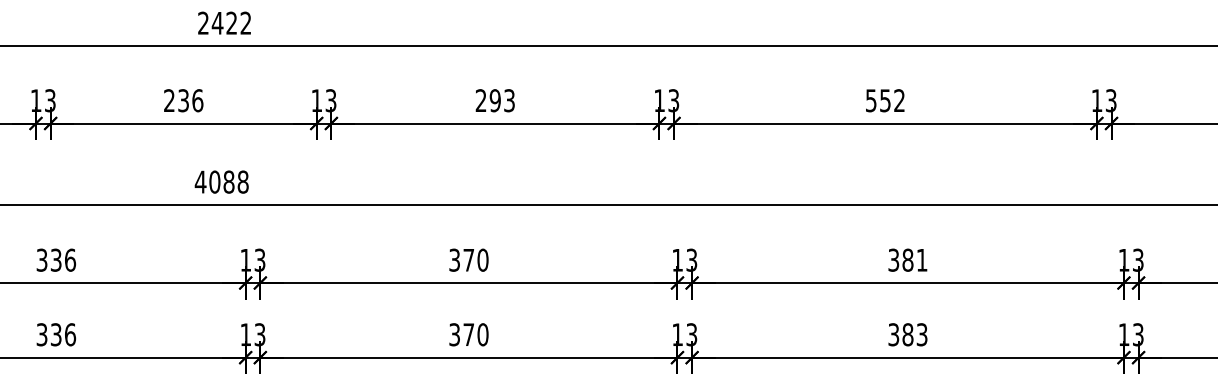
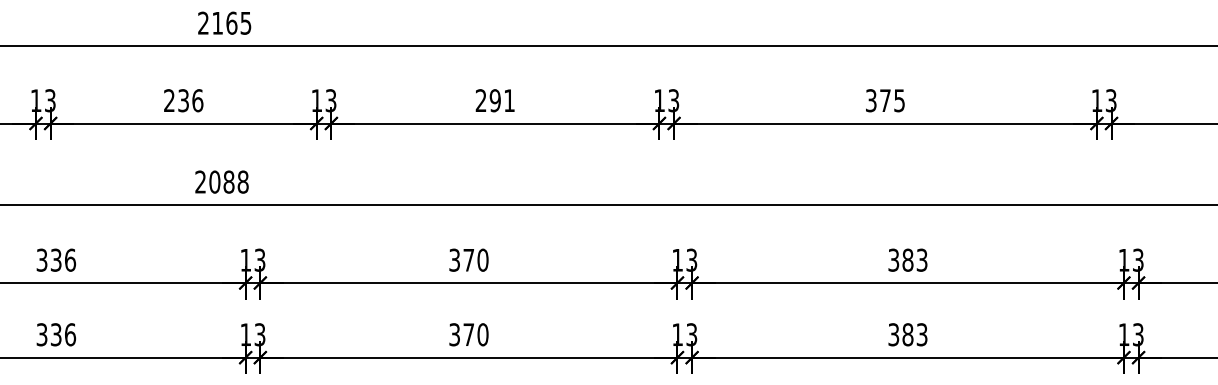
text: 2422 -> 2165 (231, 22)
text: 293 -> 291 (509, 100)
text: 552 -> 375 (885, 100)
text: 4088 -> 2088 (200, 181)
text: 381 -> 383 (921, 259)
